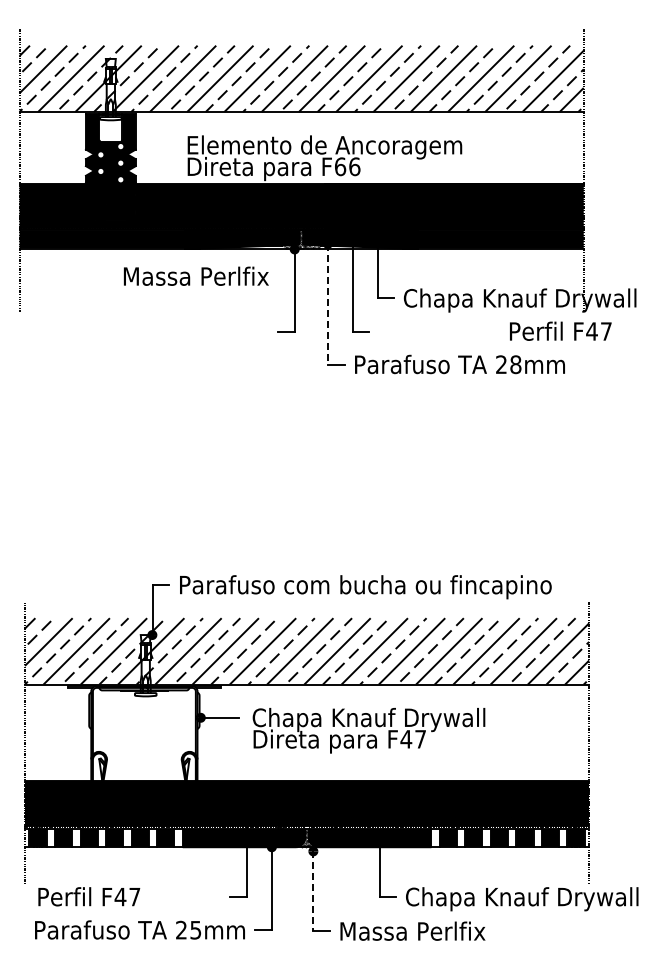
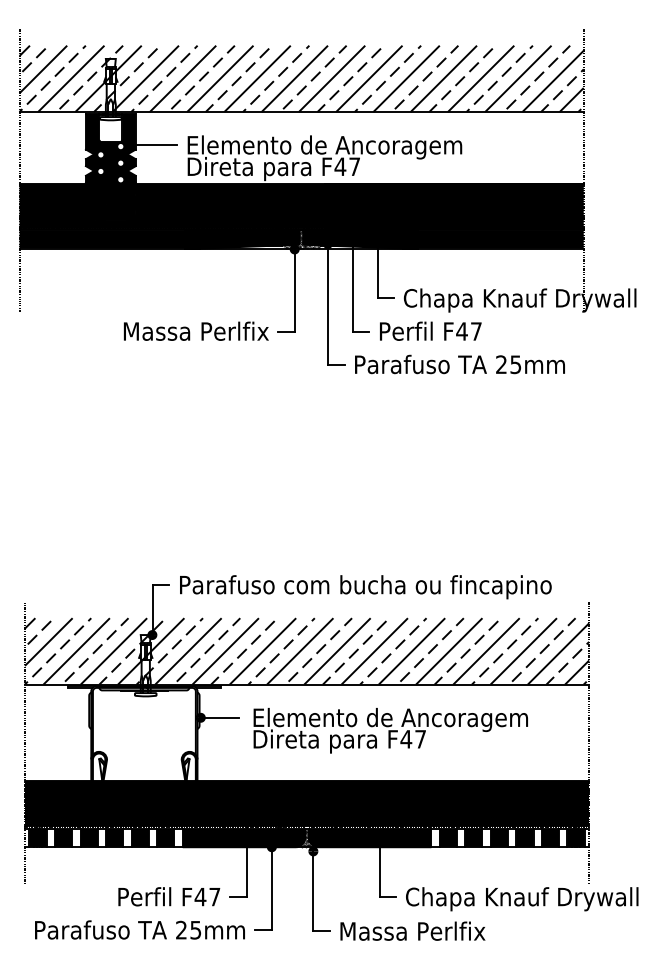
line: none -> present (153, 145)
text: F66 -> F47 (347, 166)
text position: (196, 275) -> (196, 330) (196, 330)
line: dashed -> solid (327, 304)
text position: (560, 330) -> (430, 330) (430, 330)
text: 28mm -> 25mm (515, 364)
text: Chapa Knauf Drywall -> Elemento de Ancoragem (389, 719)
line: dashed -> solid (313, 891)
text position: (89, 896) -> (169, 896) (169, 896)
